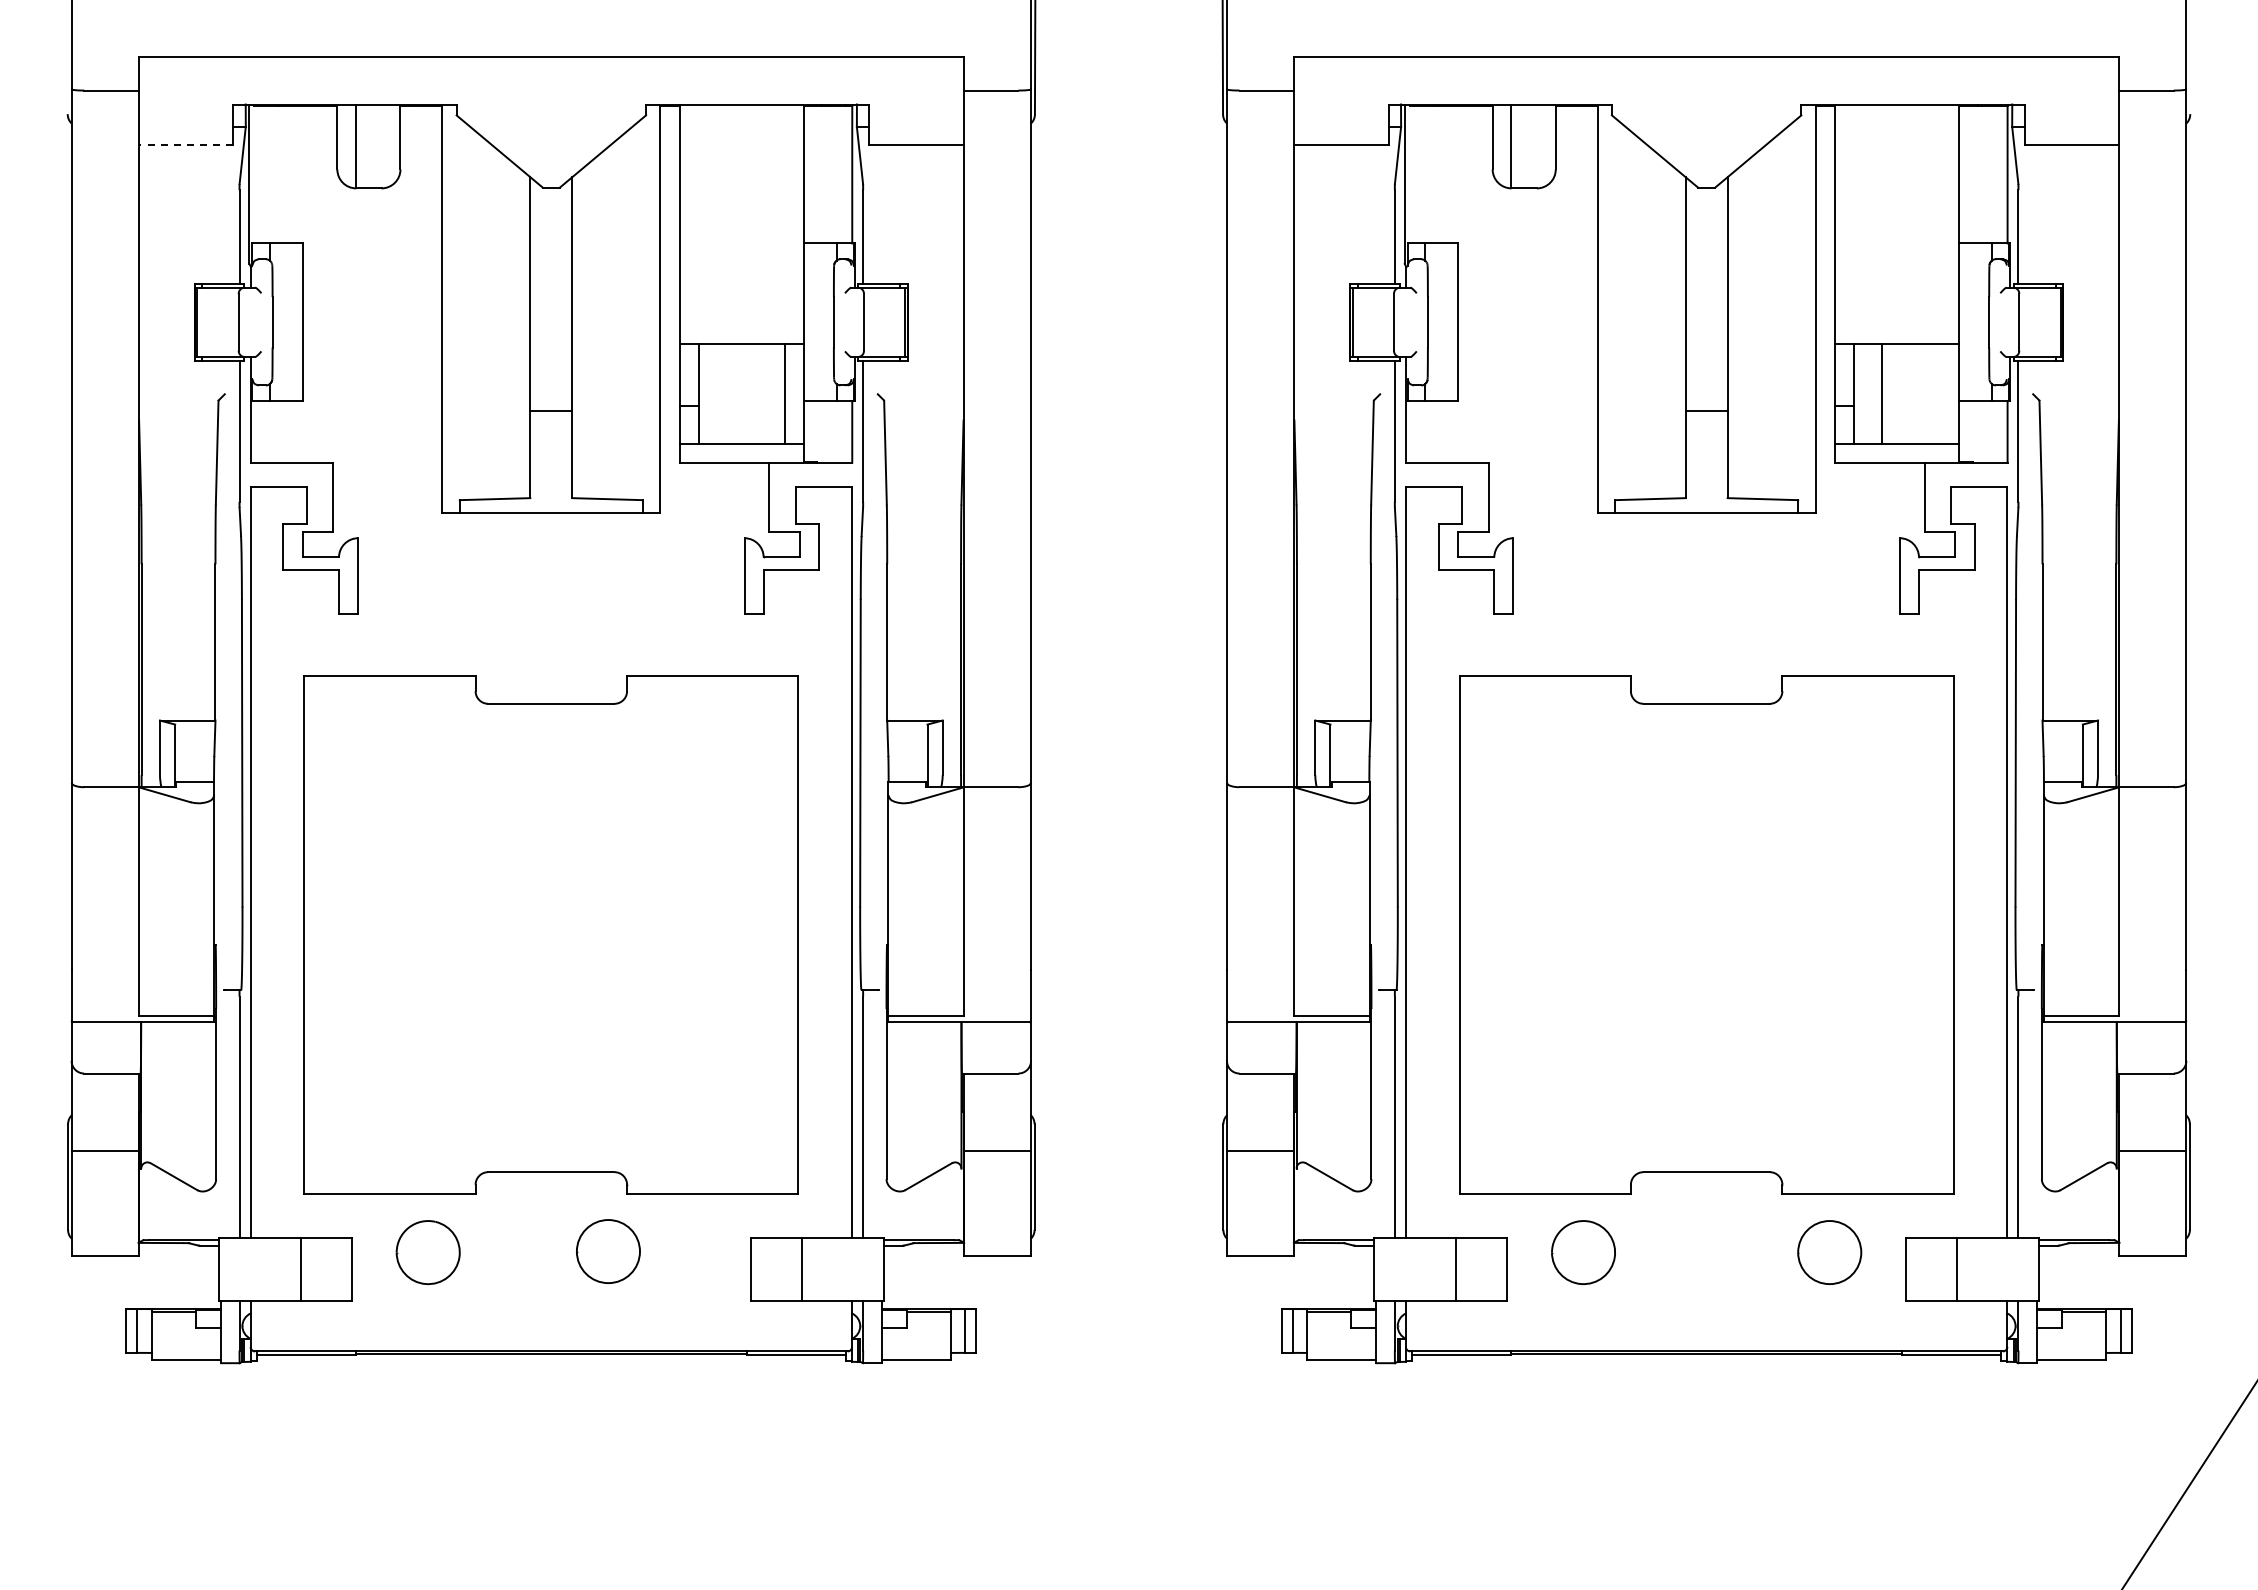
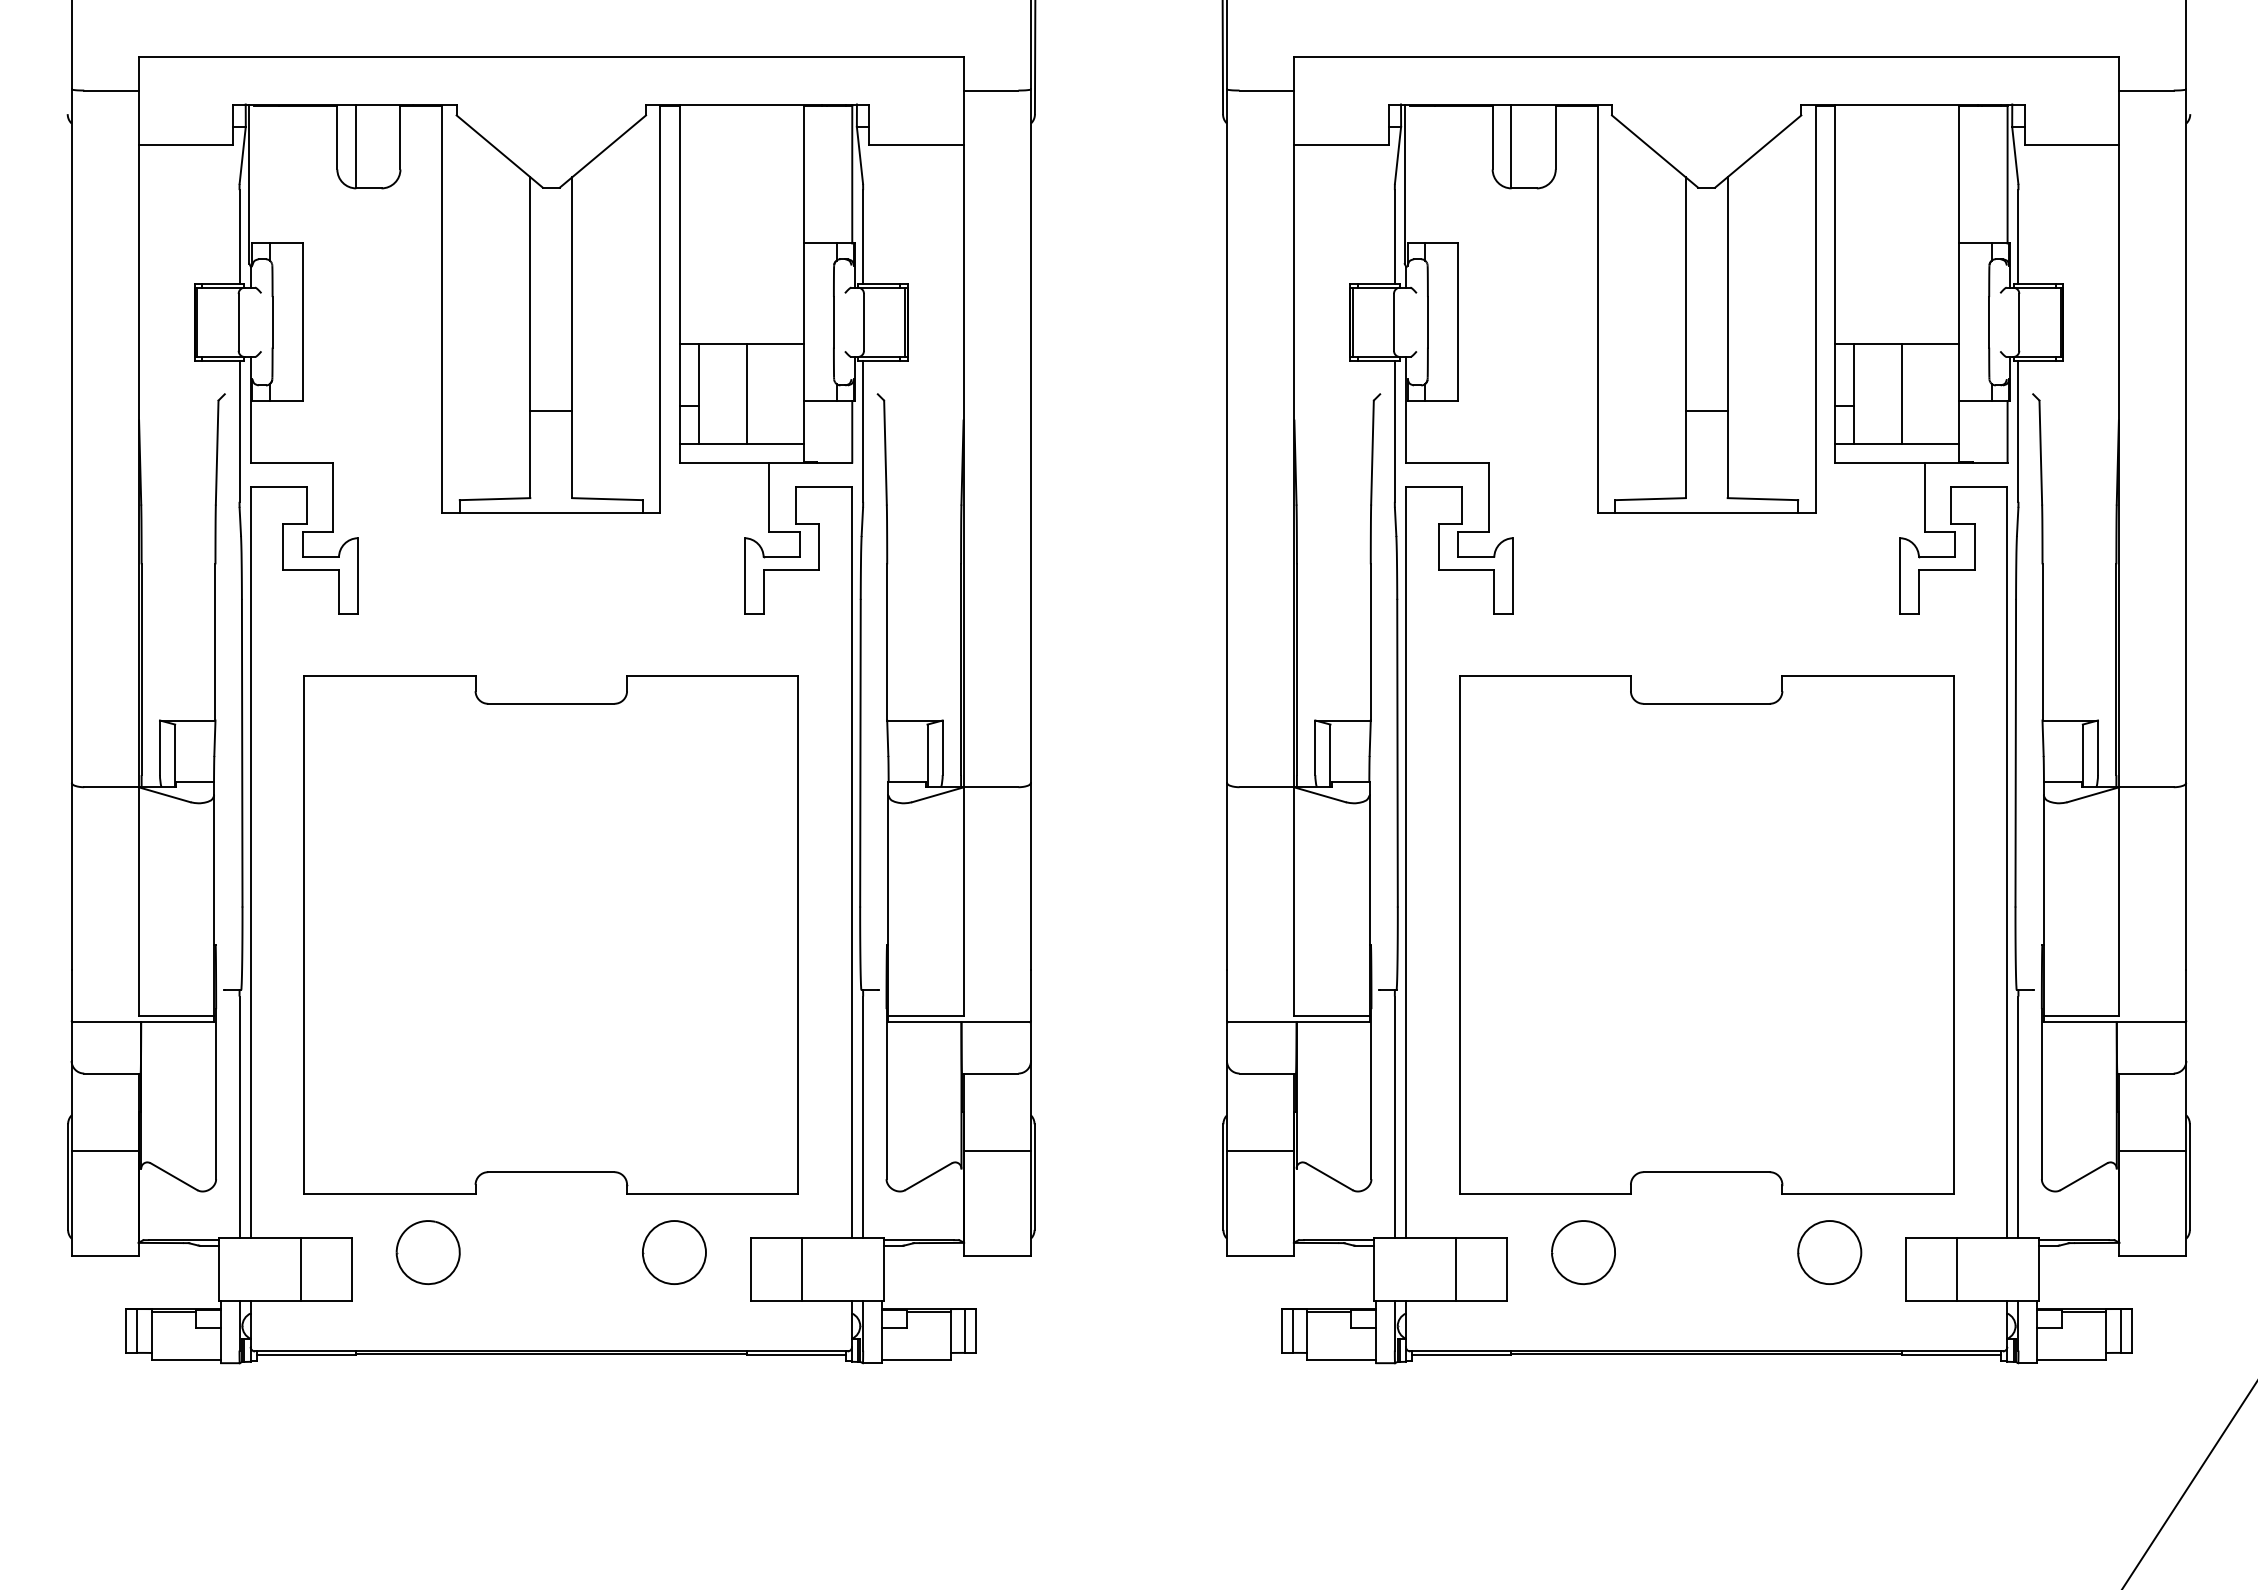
line: dashed -> solid (185, 144)
line position: (785, 393) -> (747, 393) (747, 393)
line position: (1882, 393) -> (1902, 393) (1902, 393)
part position: (608, 1251) -> (674, 1252) (674, 1252)
